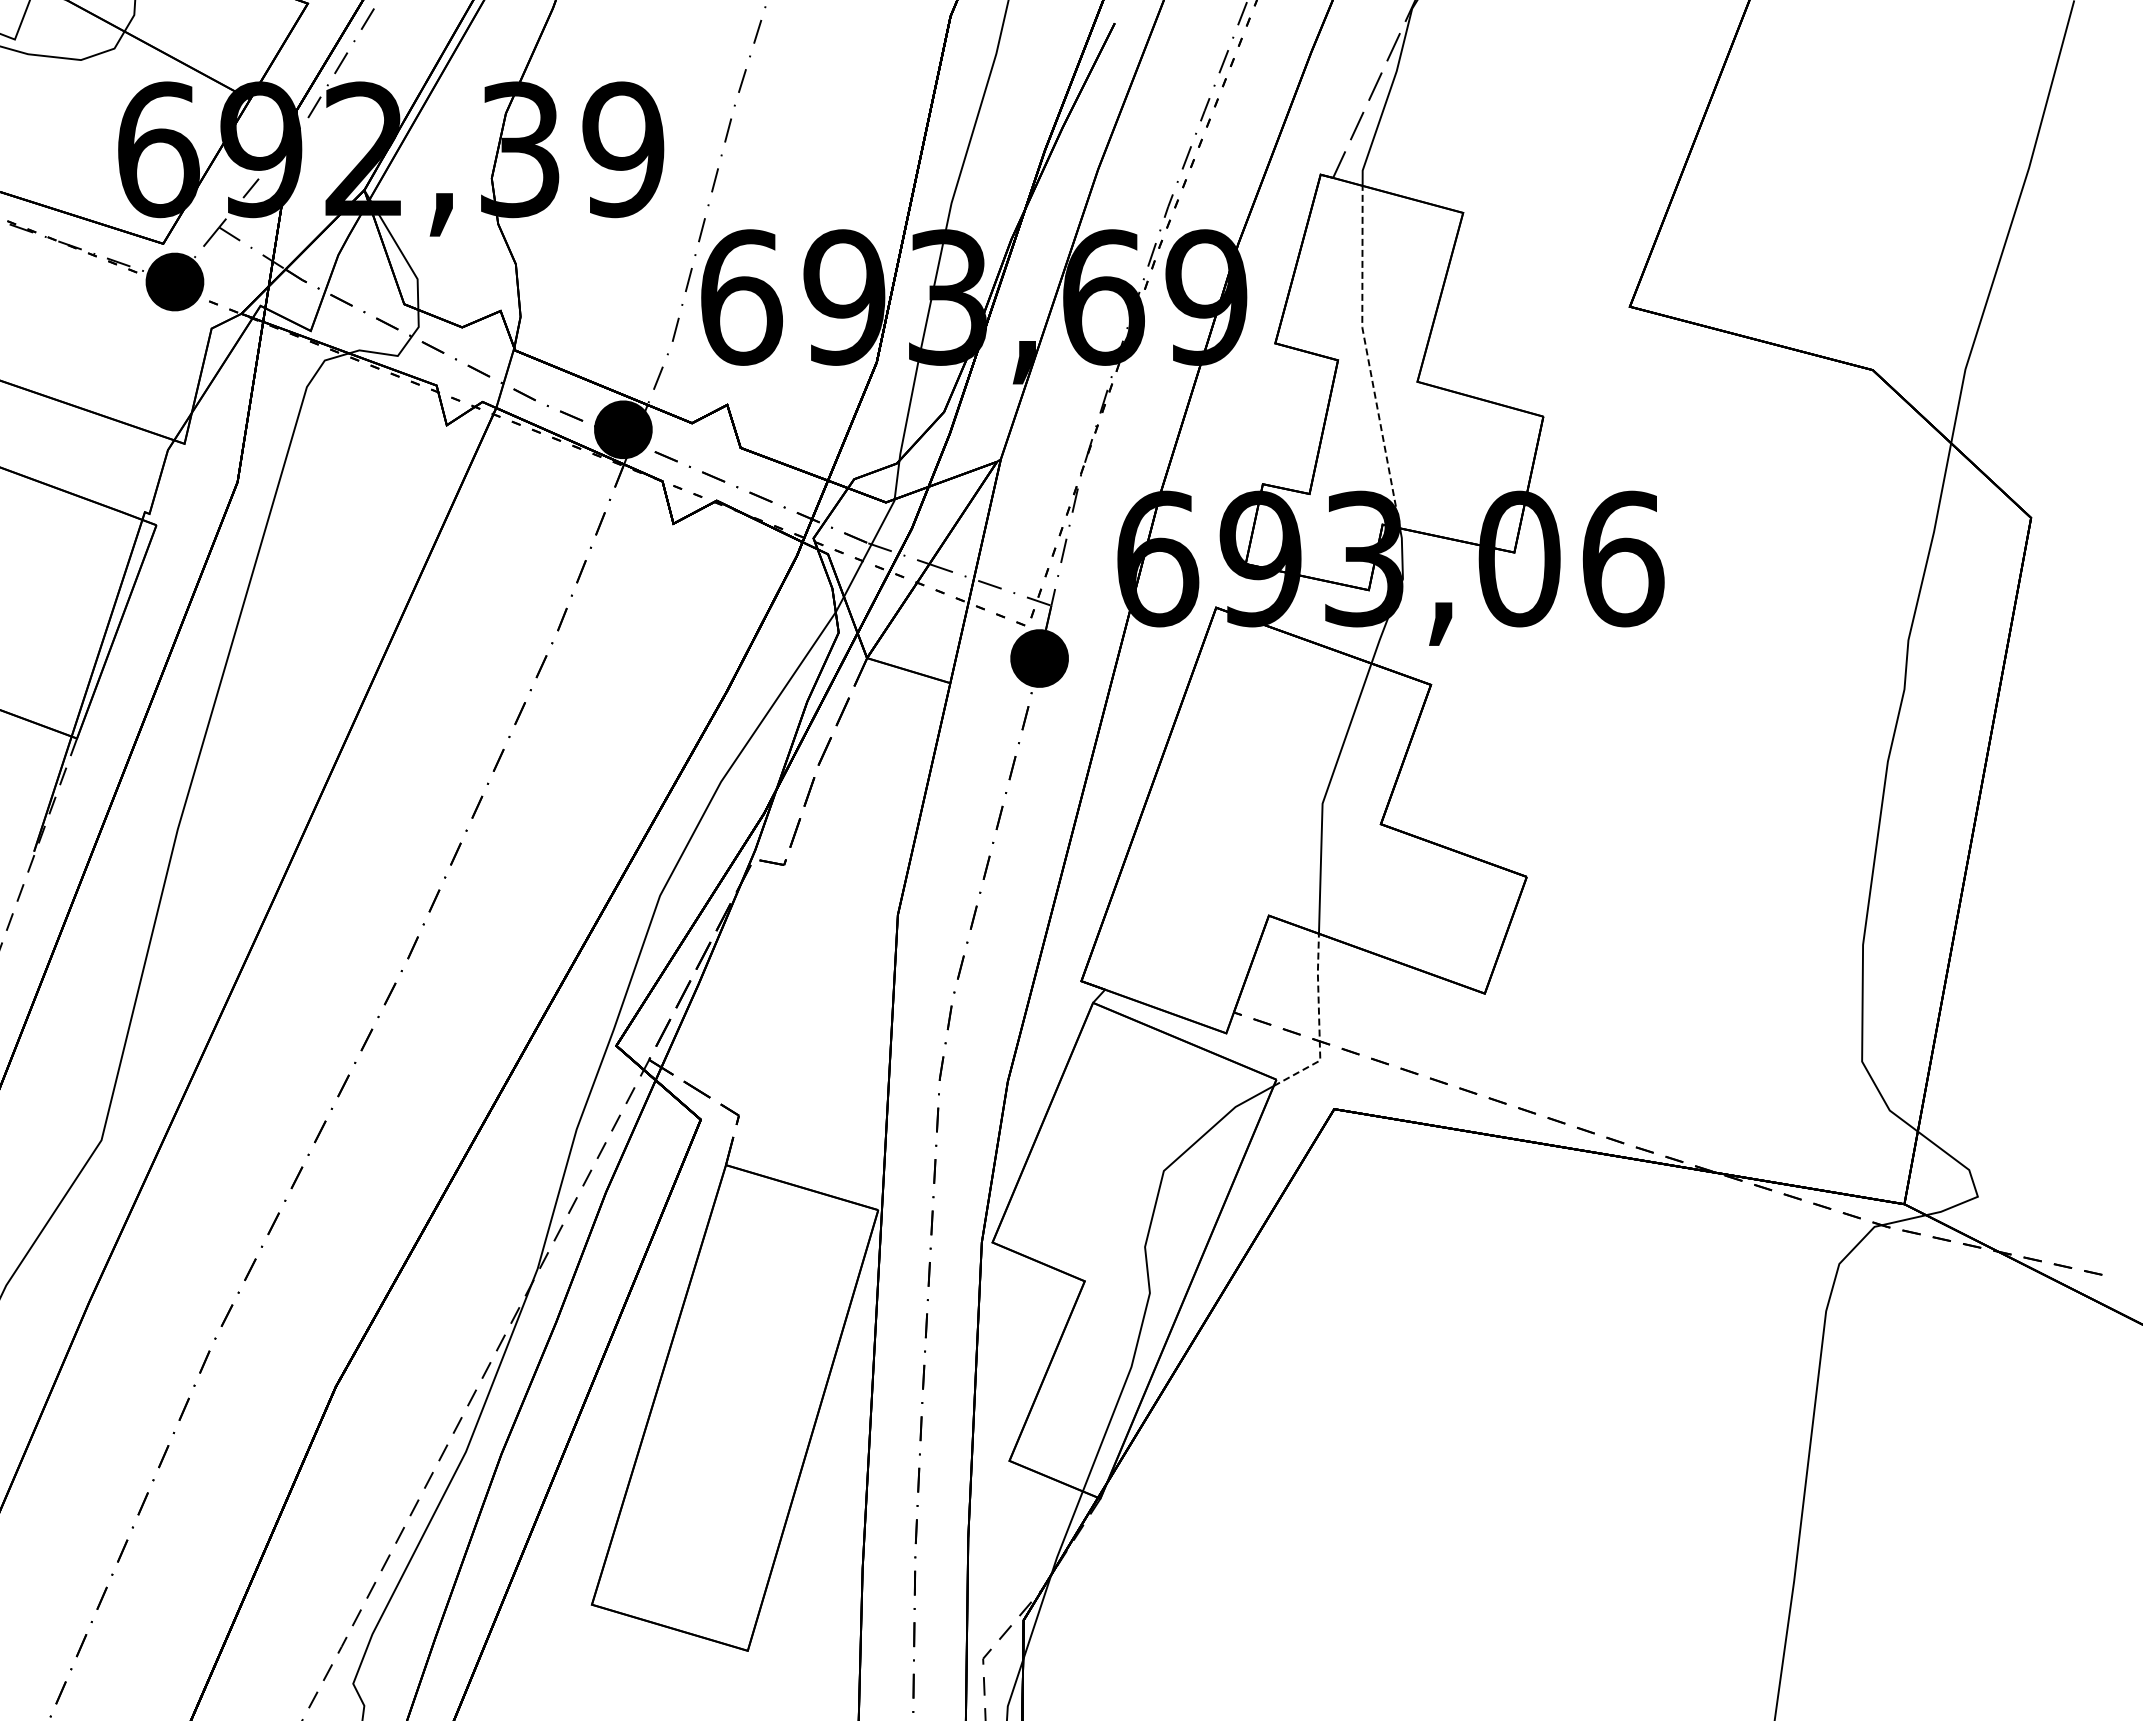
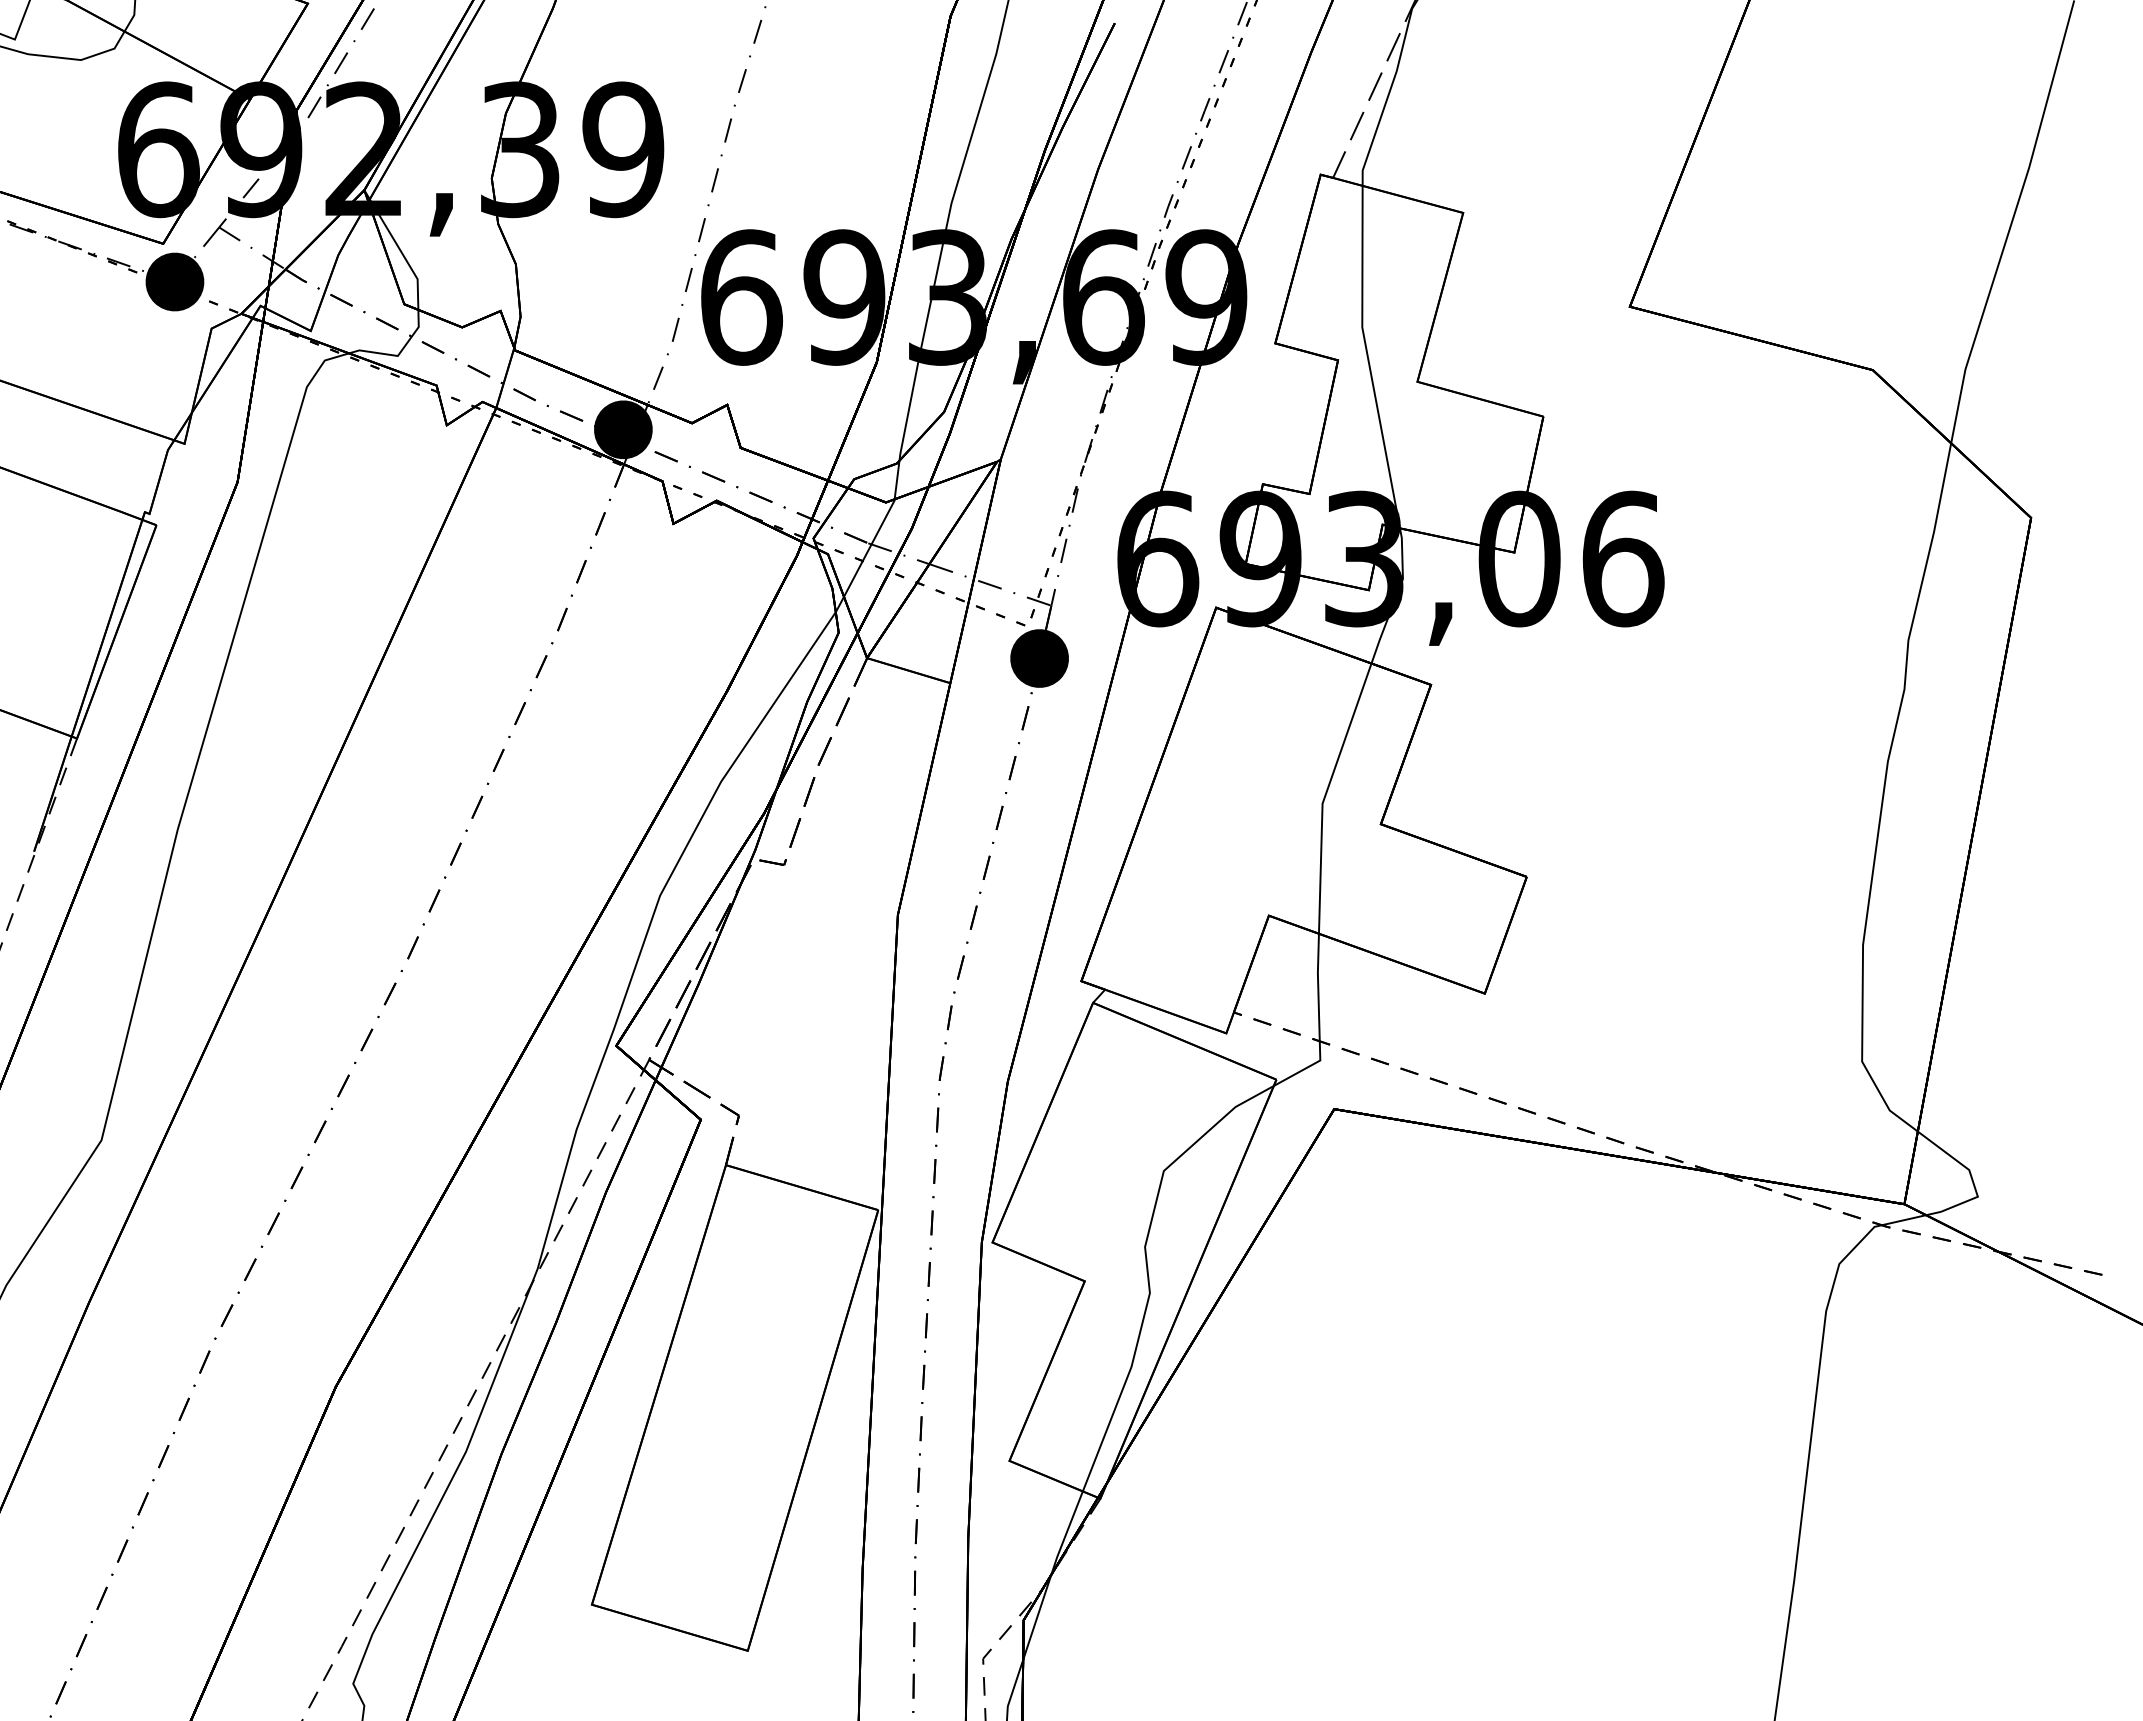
line: dashed -> solid (1368, 357)
line: dashed -> solid (1319, 1023)
